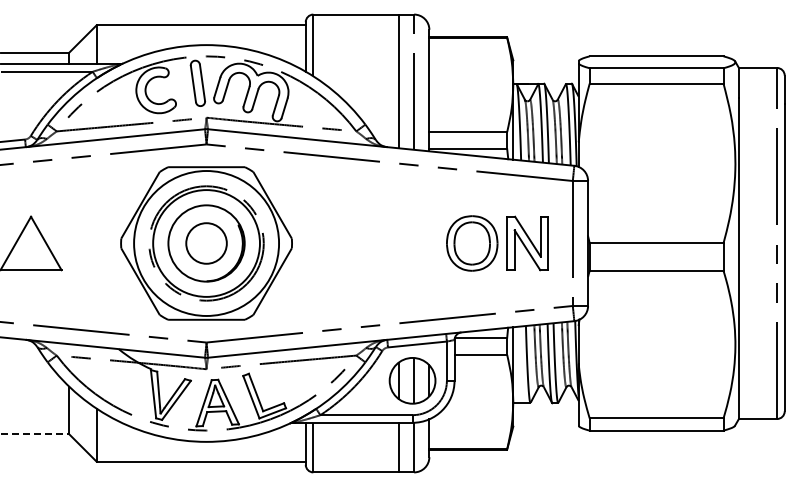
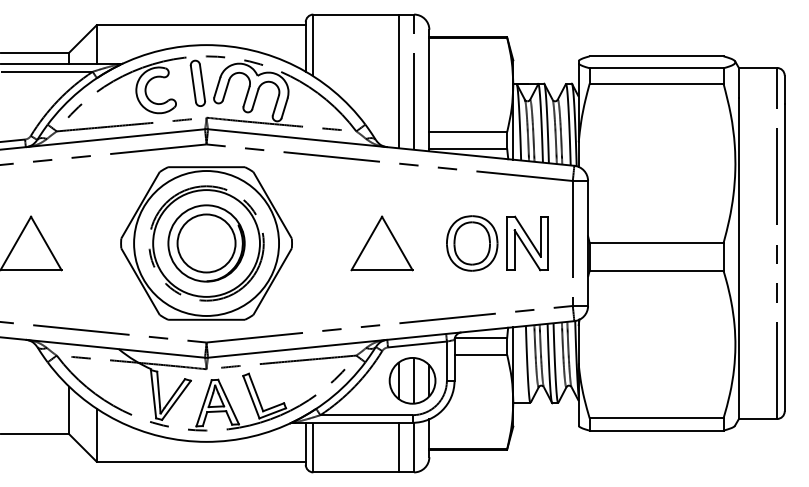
circle diameter: 41 px -> 58 px (206, 243)
part: none -> present (381, 243)
line: dashed -> solid (35, 434)
